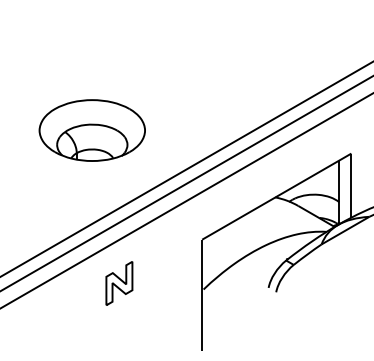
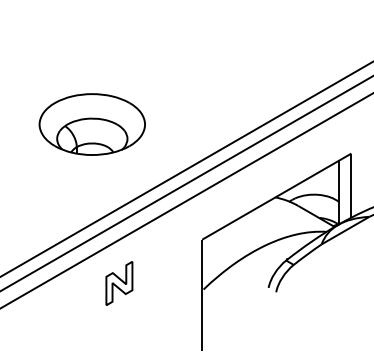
part position: (91, 130) -> (91, 124) (91, 124)
